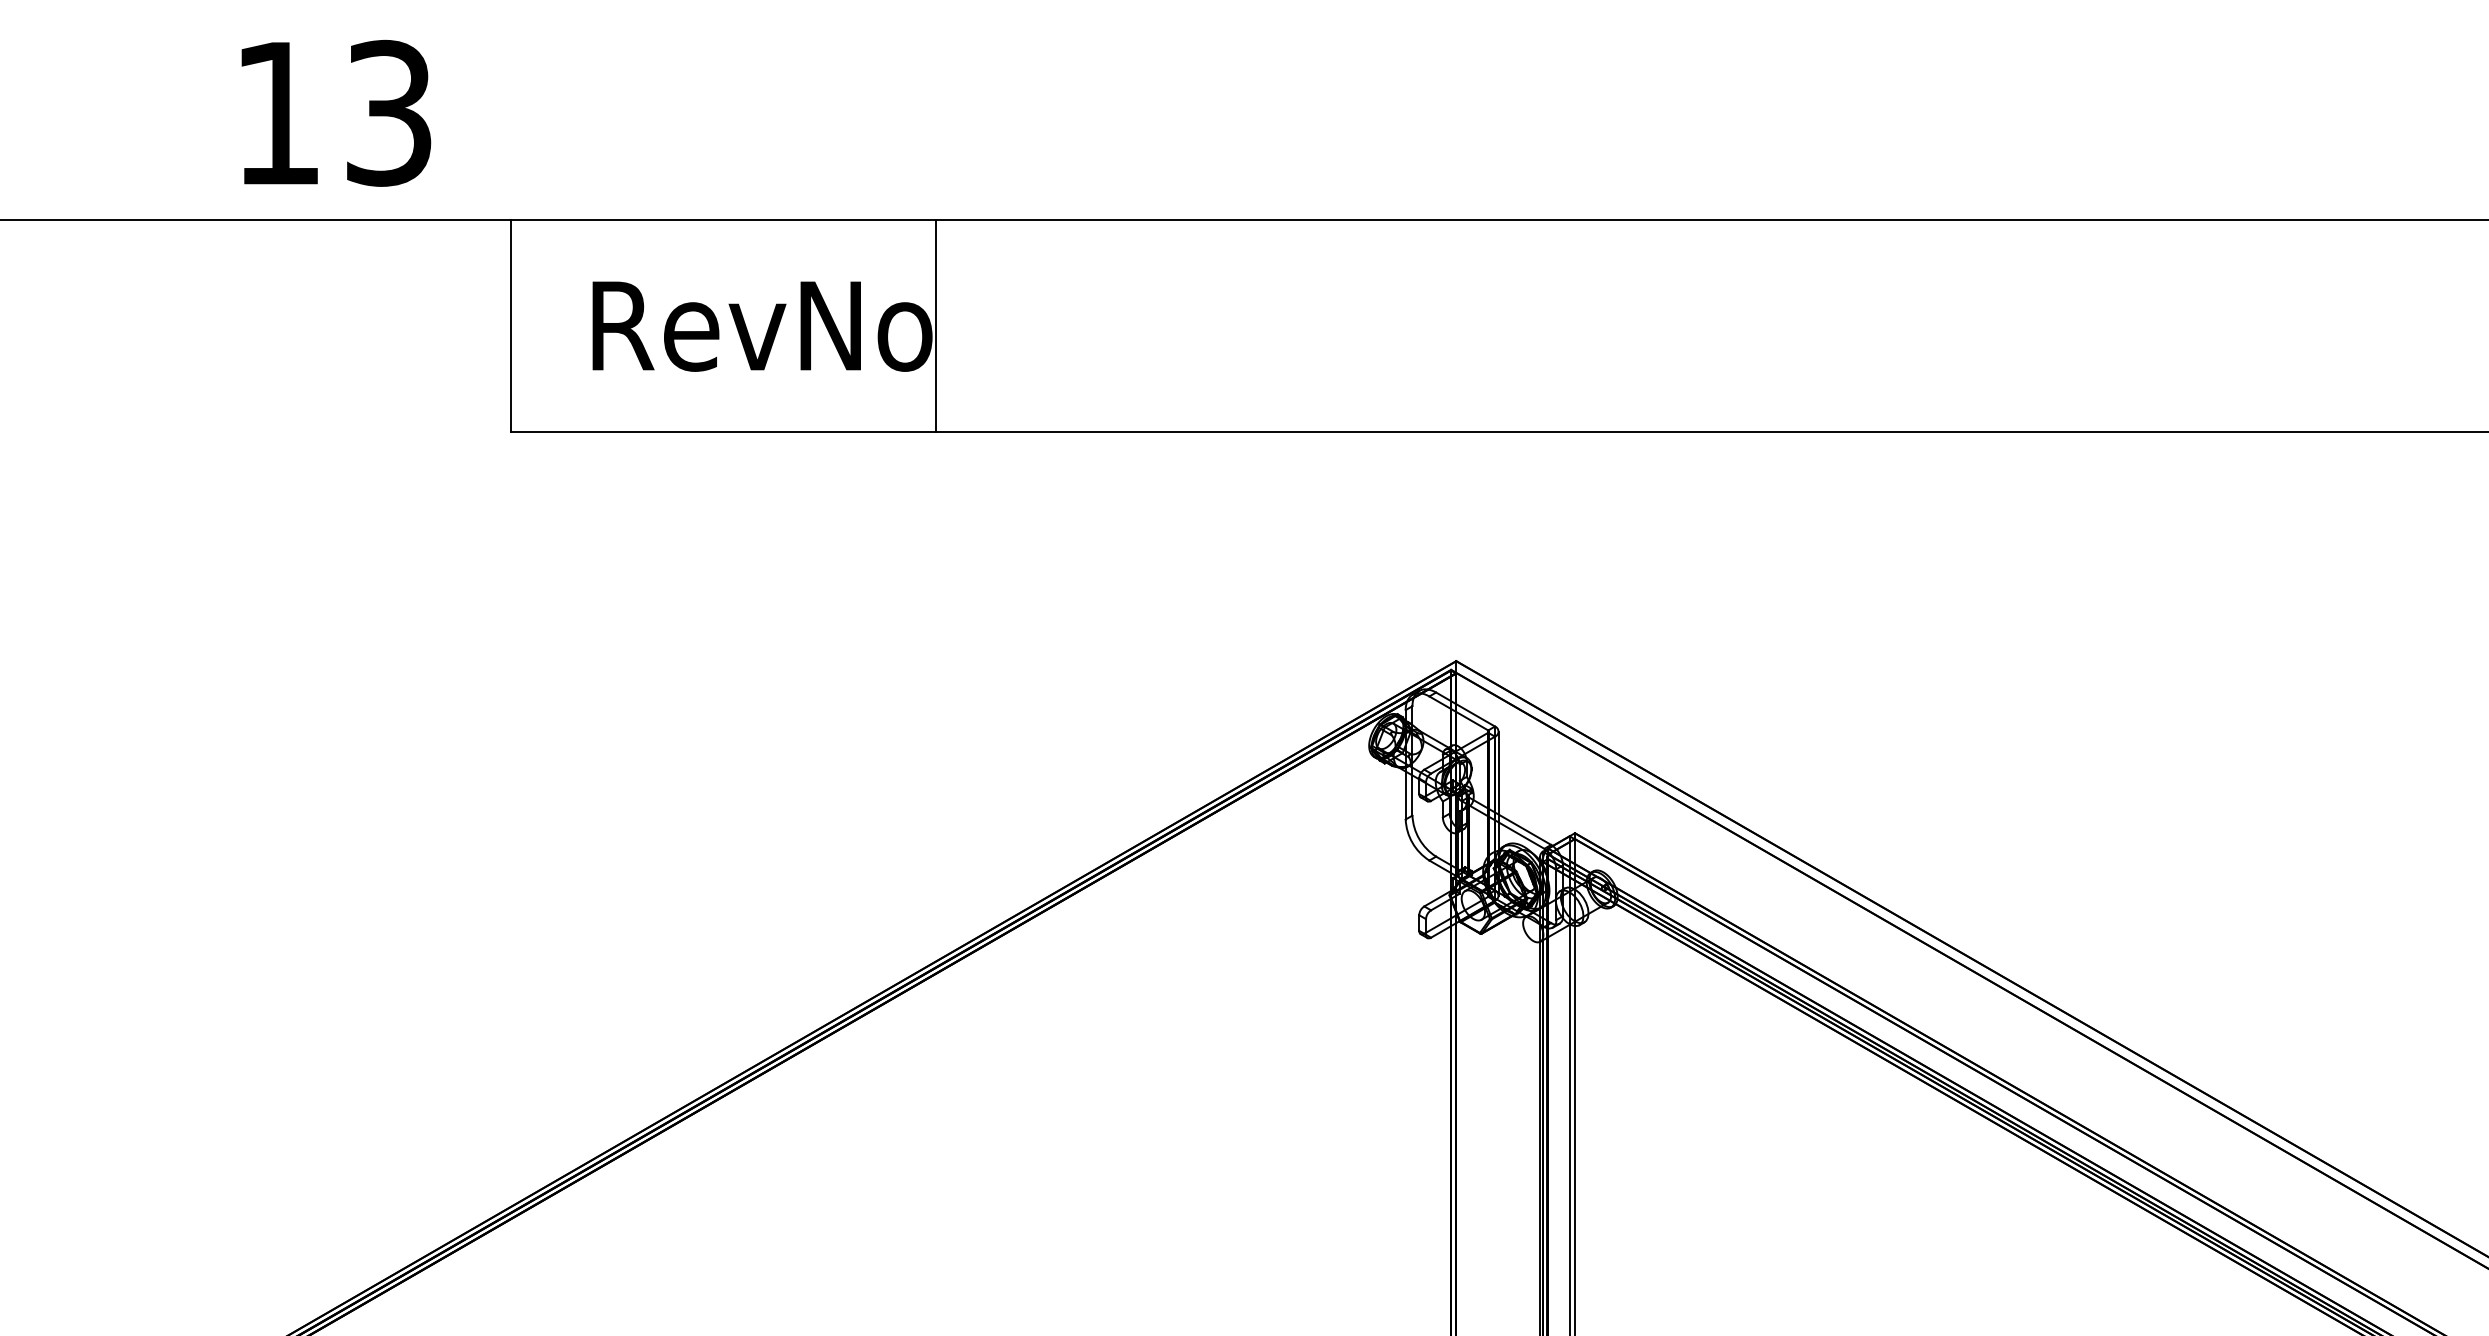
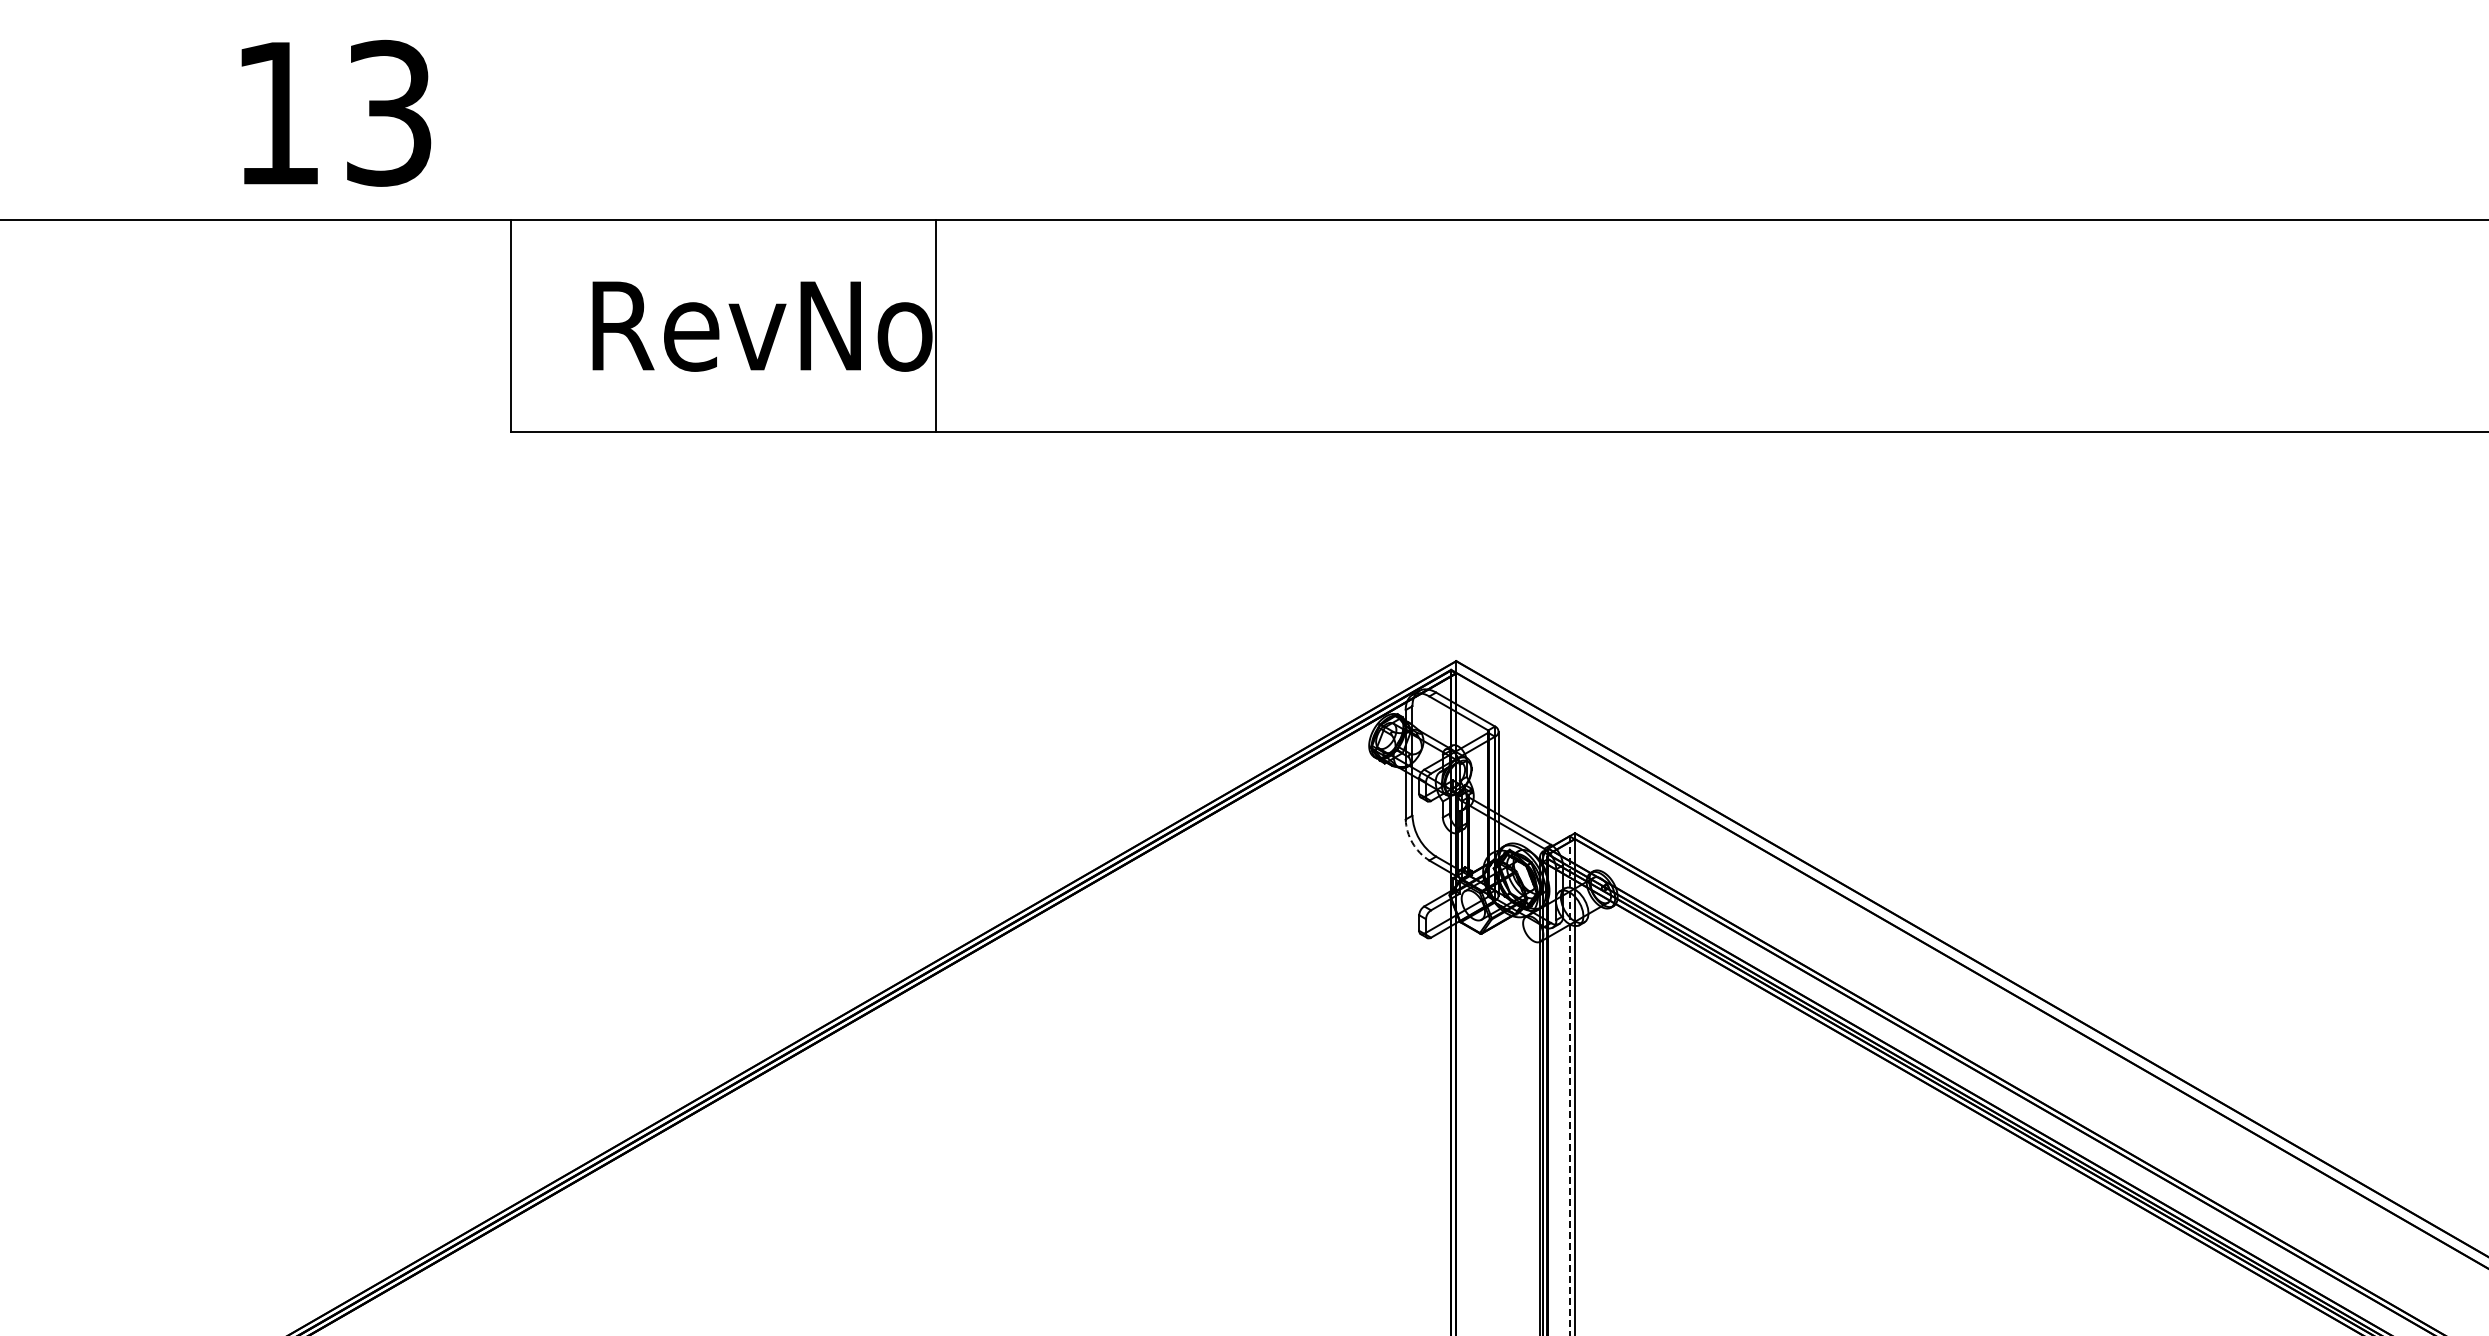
arc: solid -> dashed (1412, 842)
line: solid -> dashed (1569, 1086)
